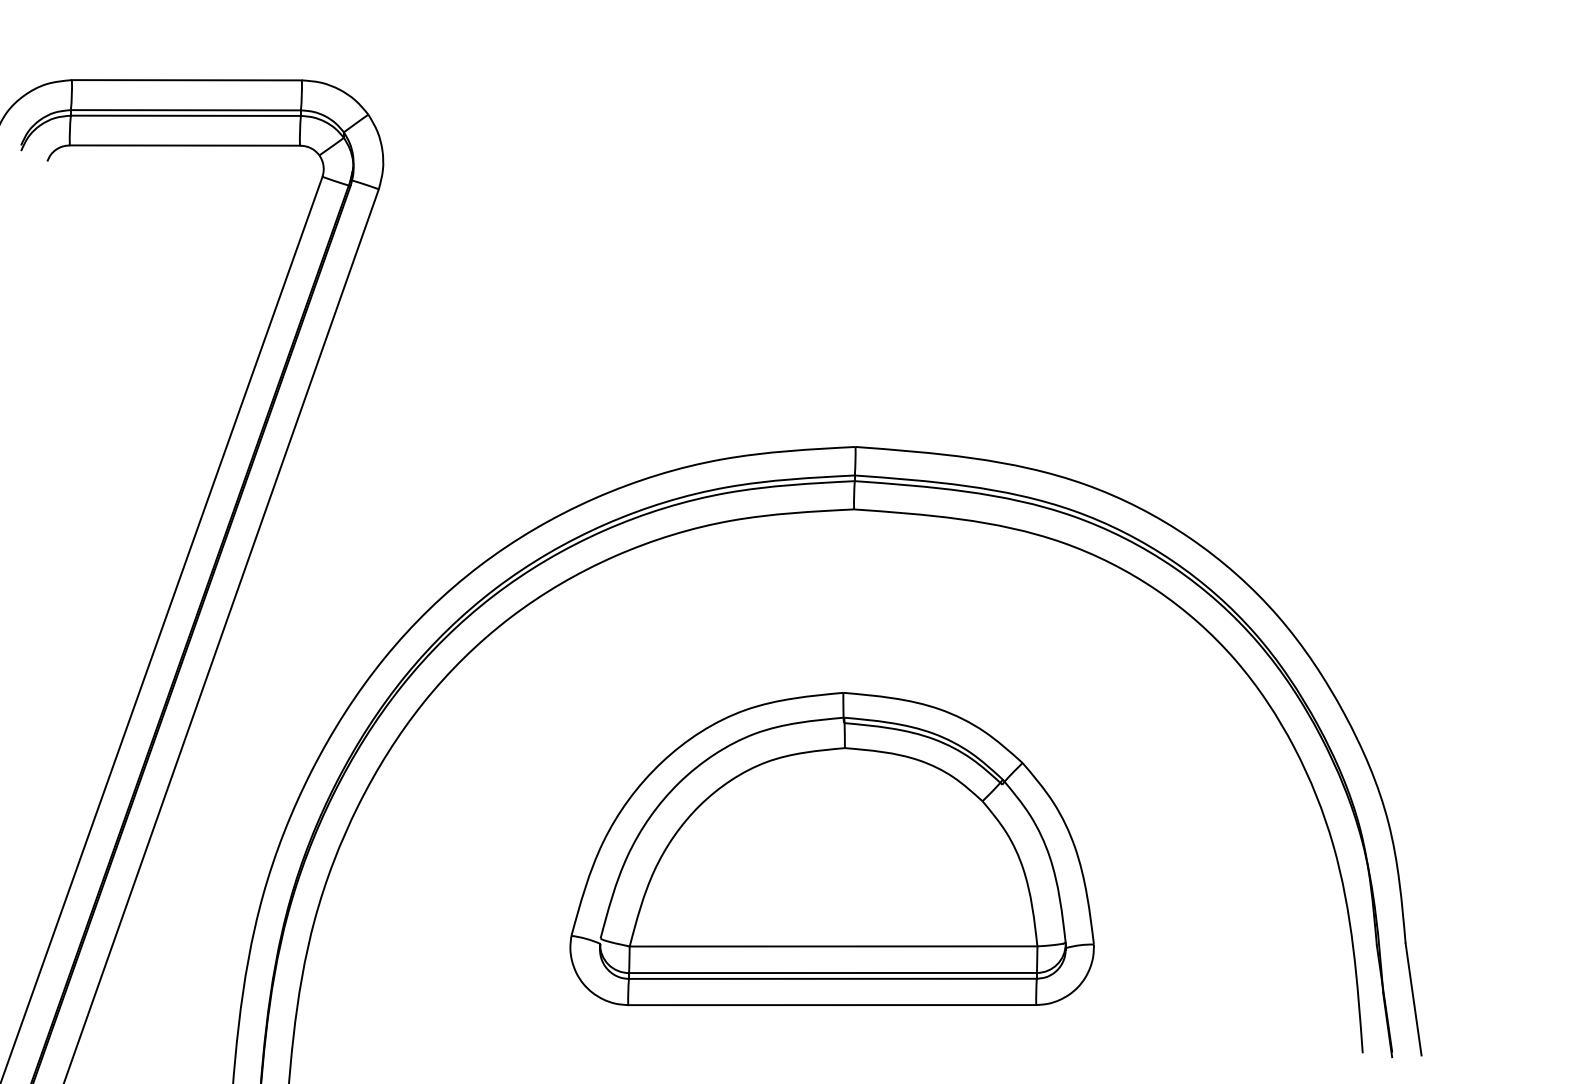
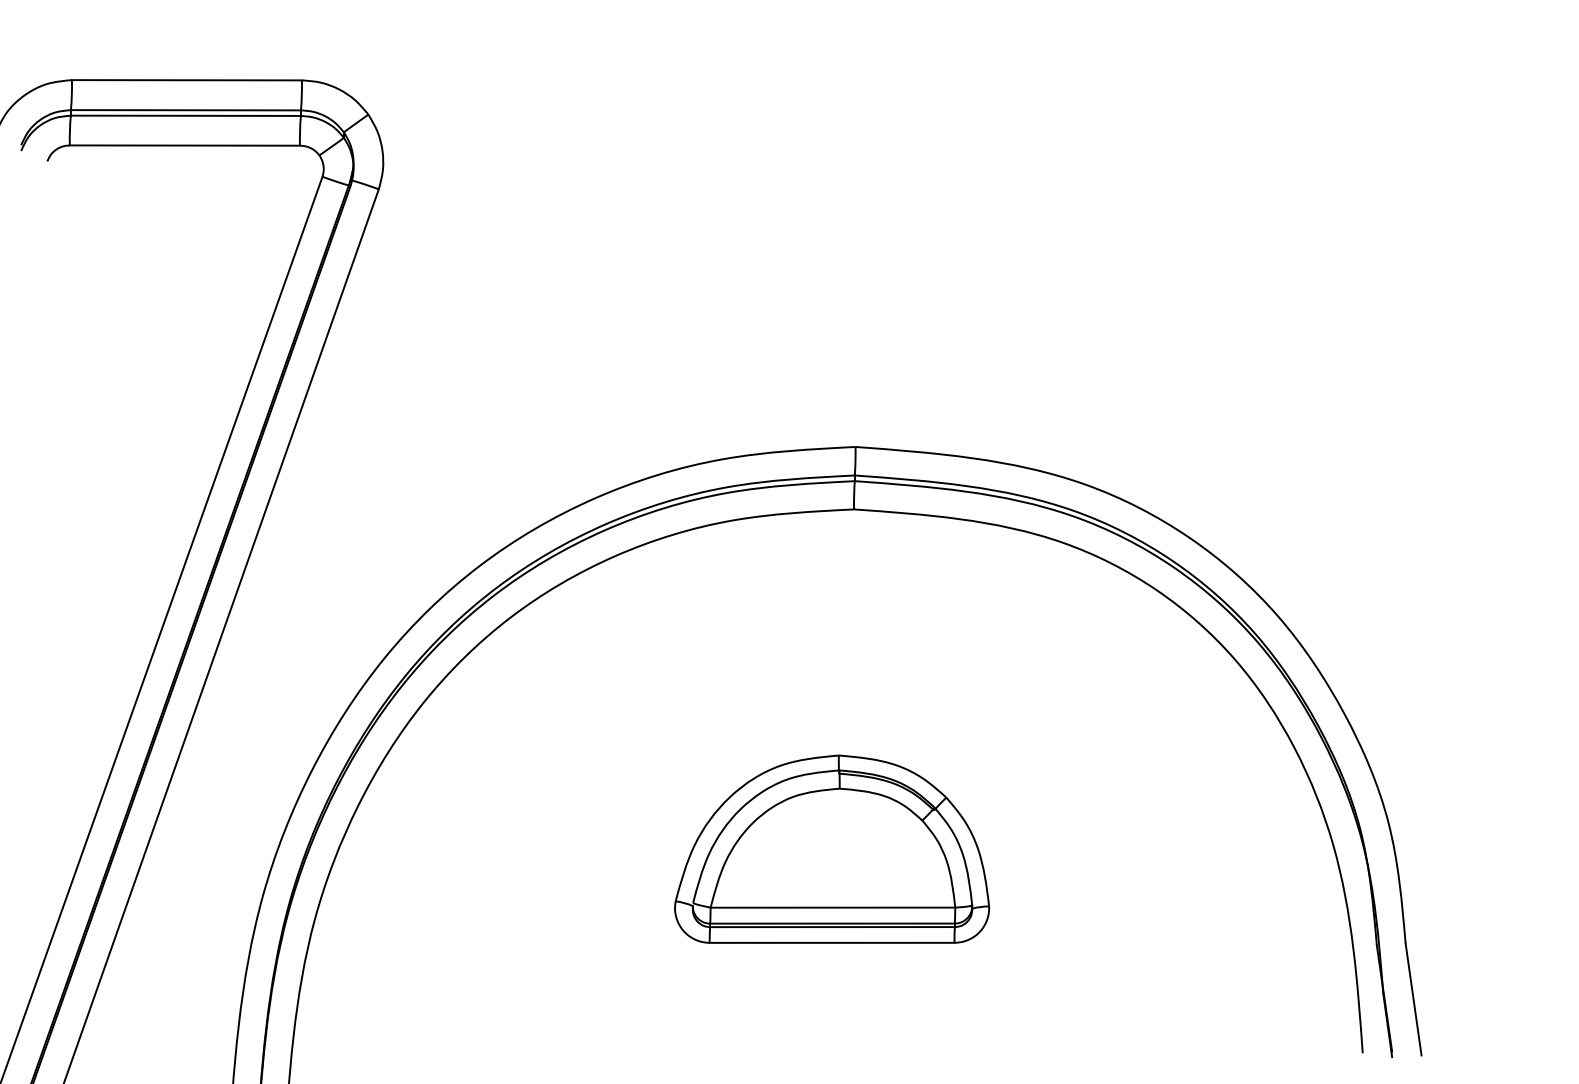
part size: 526x315 px -> 317x190 px (832, 848)
